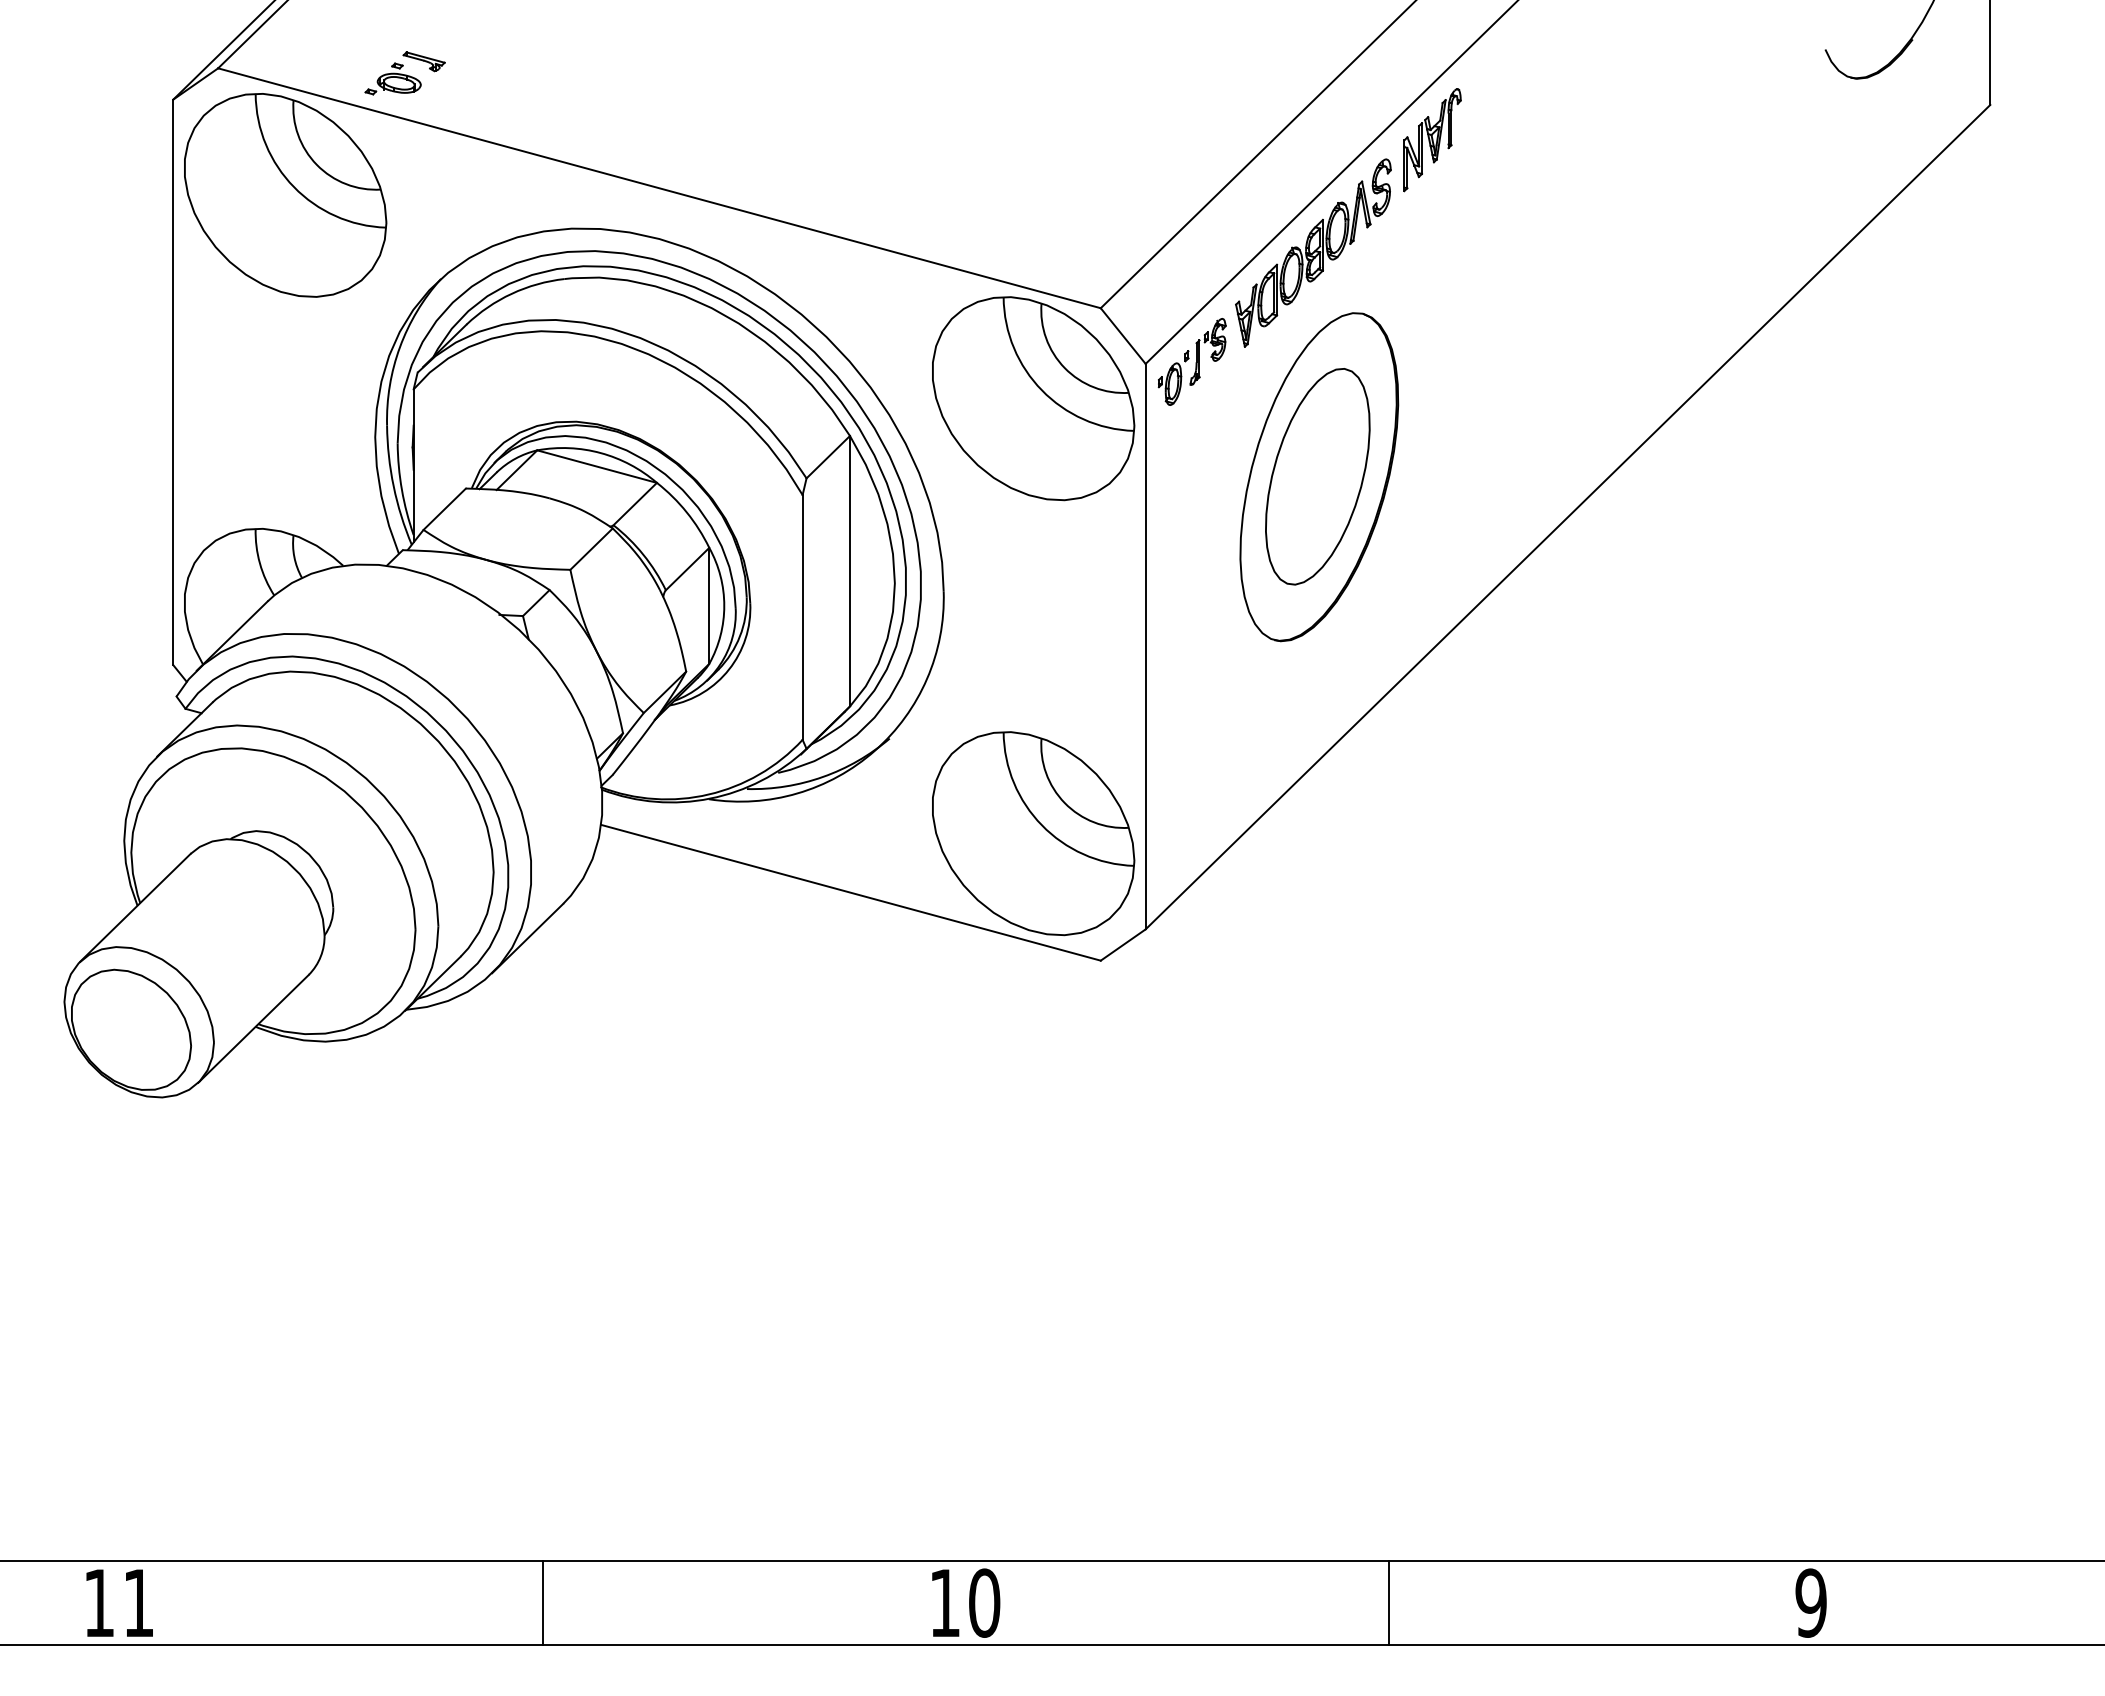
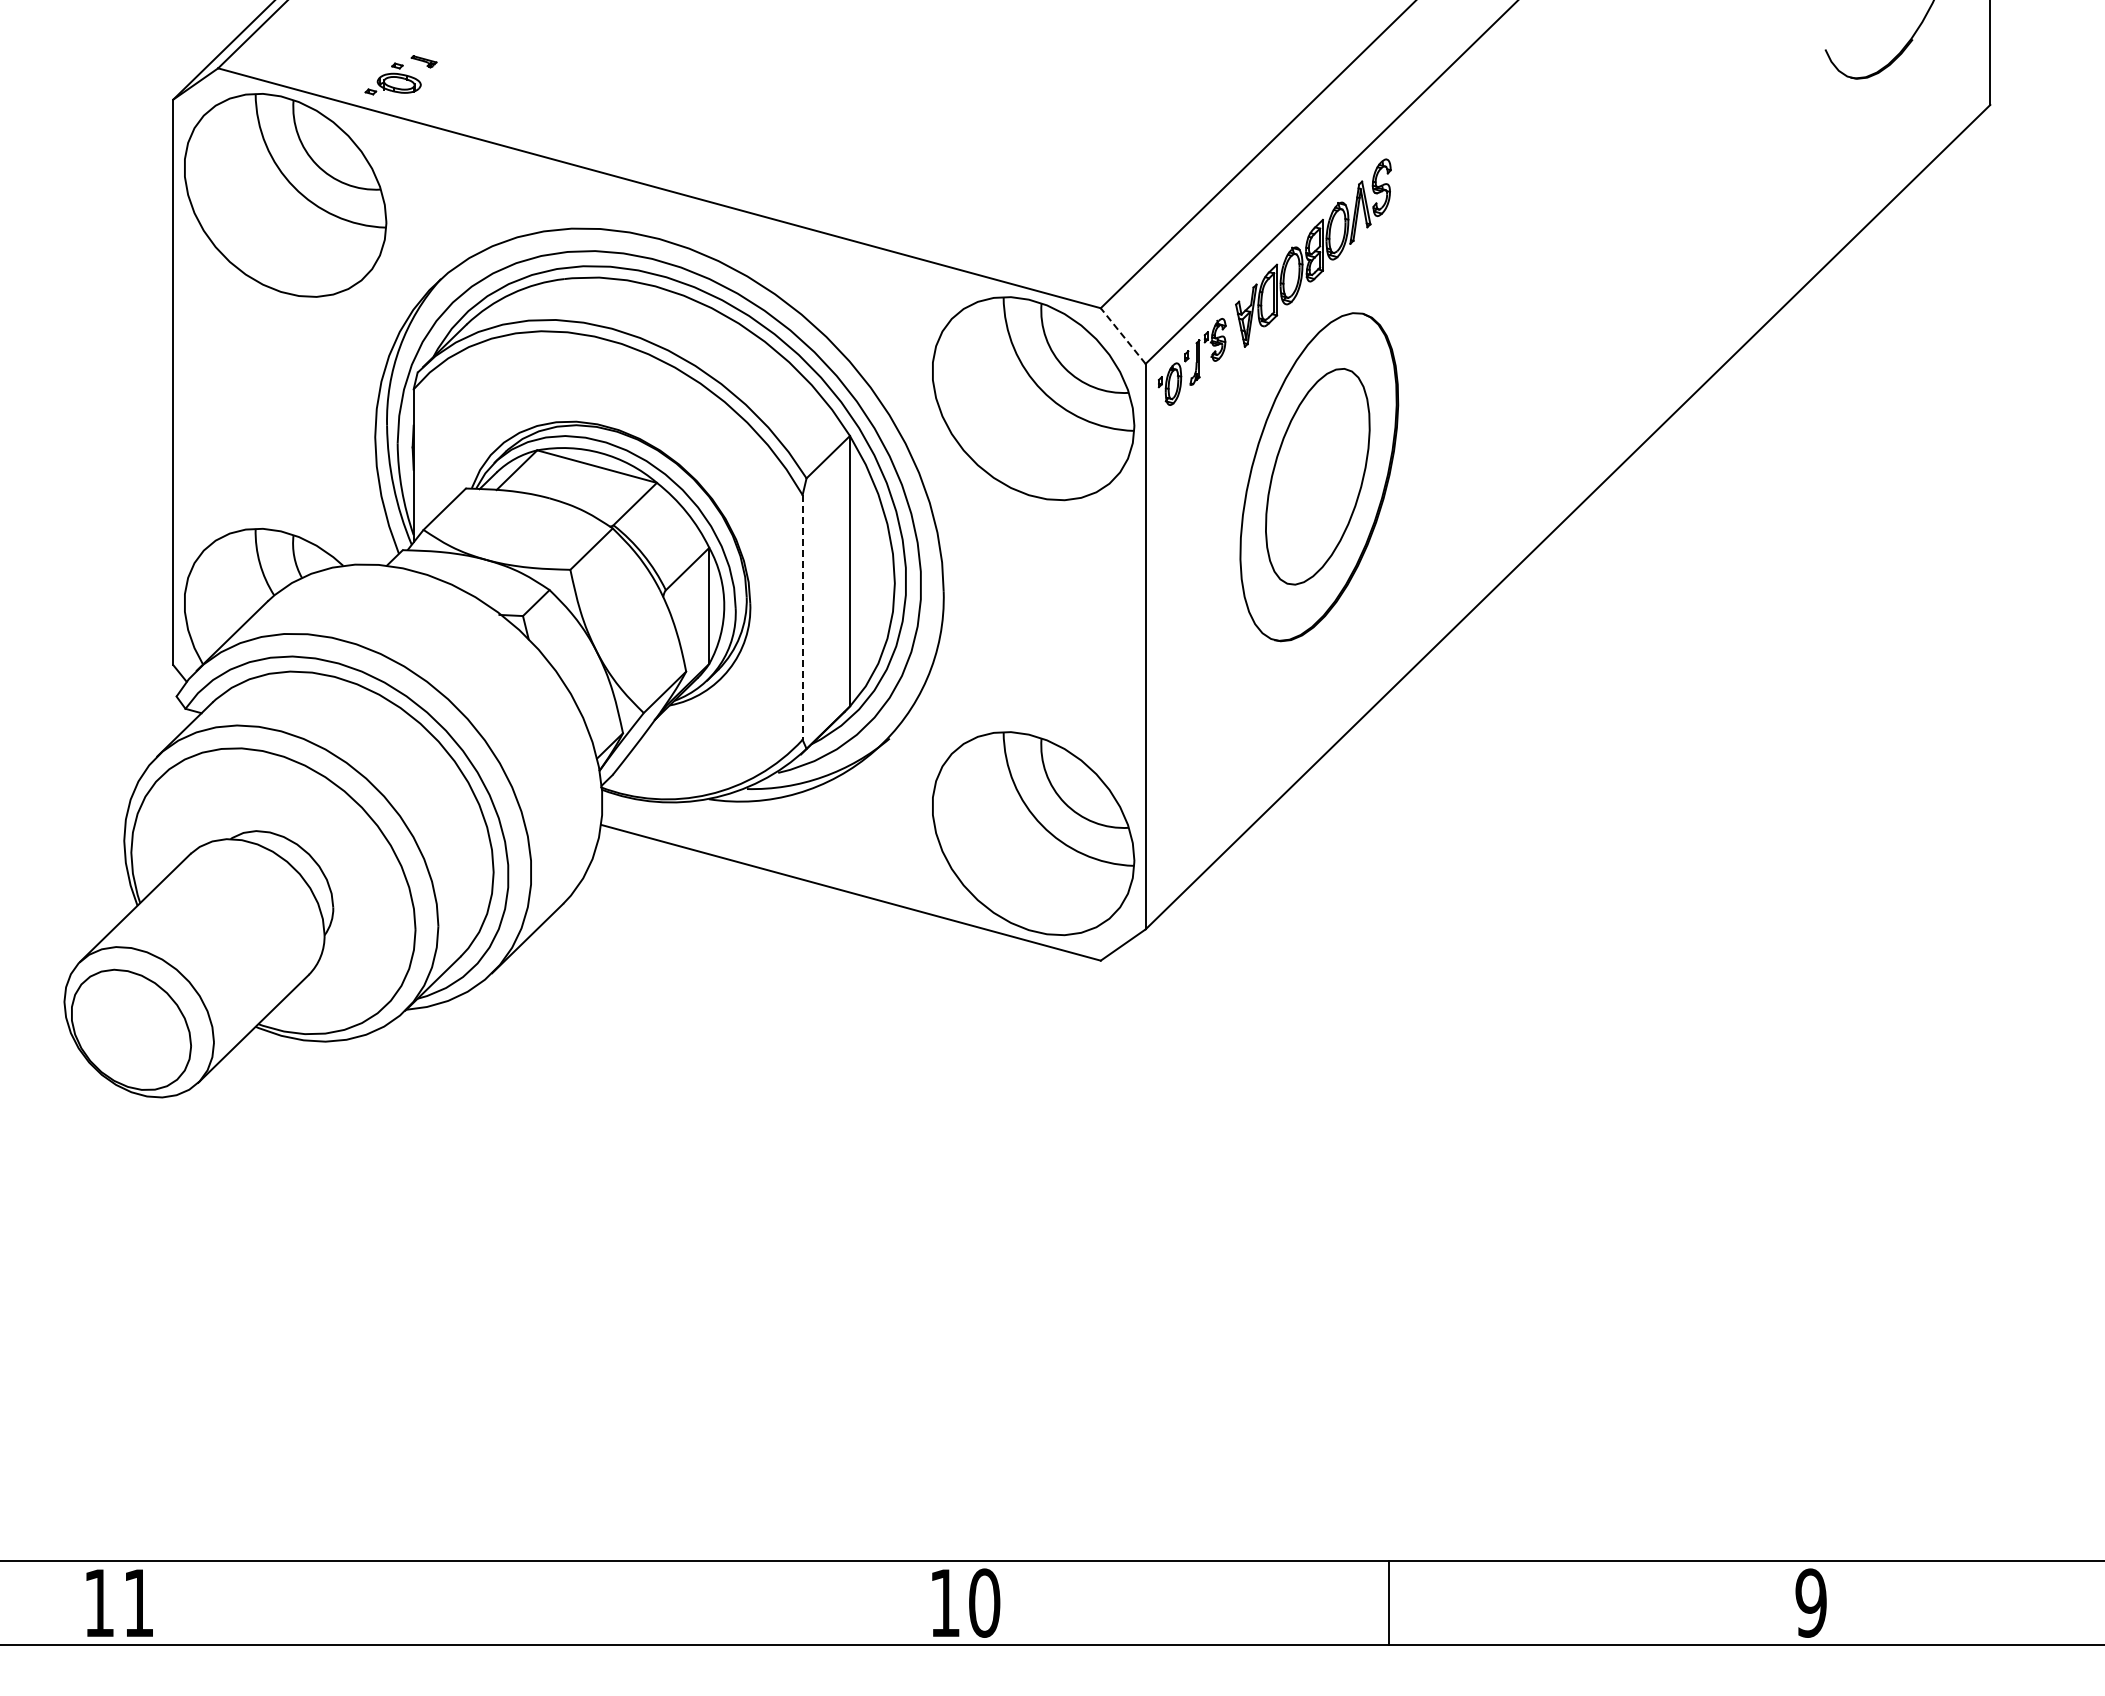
part size: 44x22 px -> 28x14 px (423, 61)
part: present -> none (1432, 140)
line: solid -> dashed (1123, 336)
line: solid -> dashed (802, 617)
line: present -> none (543, 1602)
